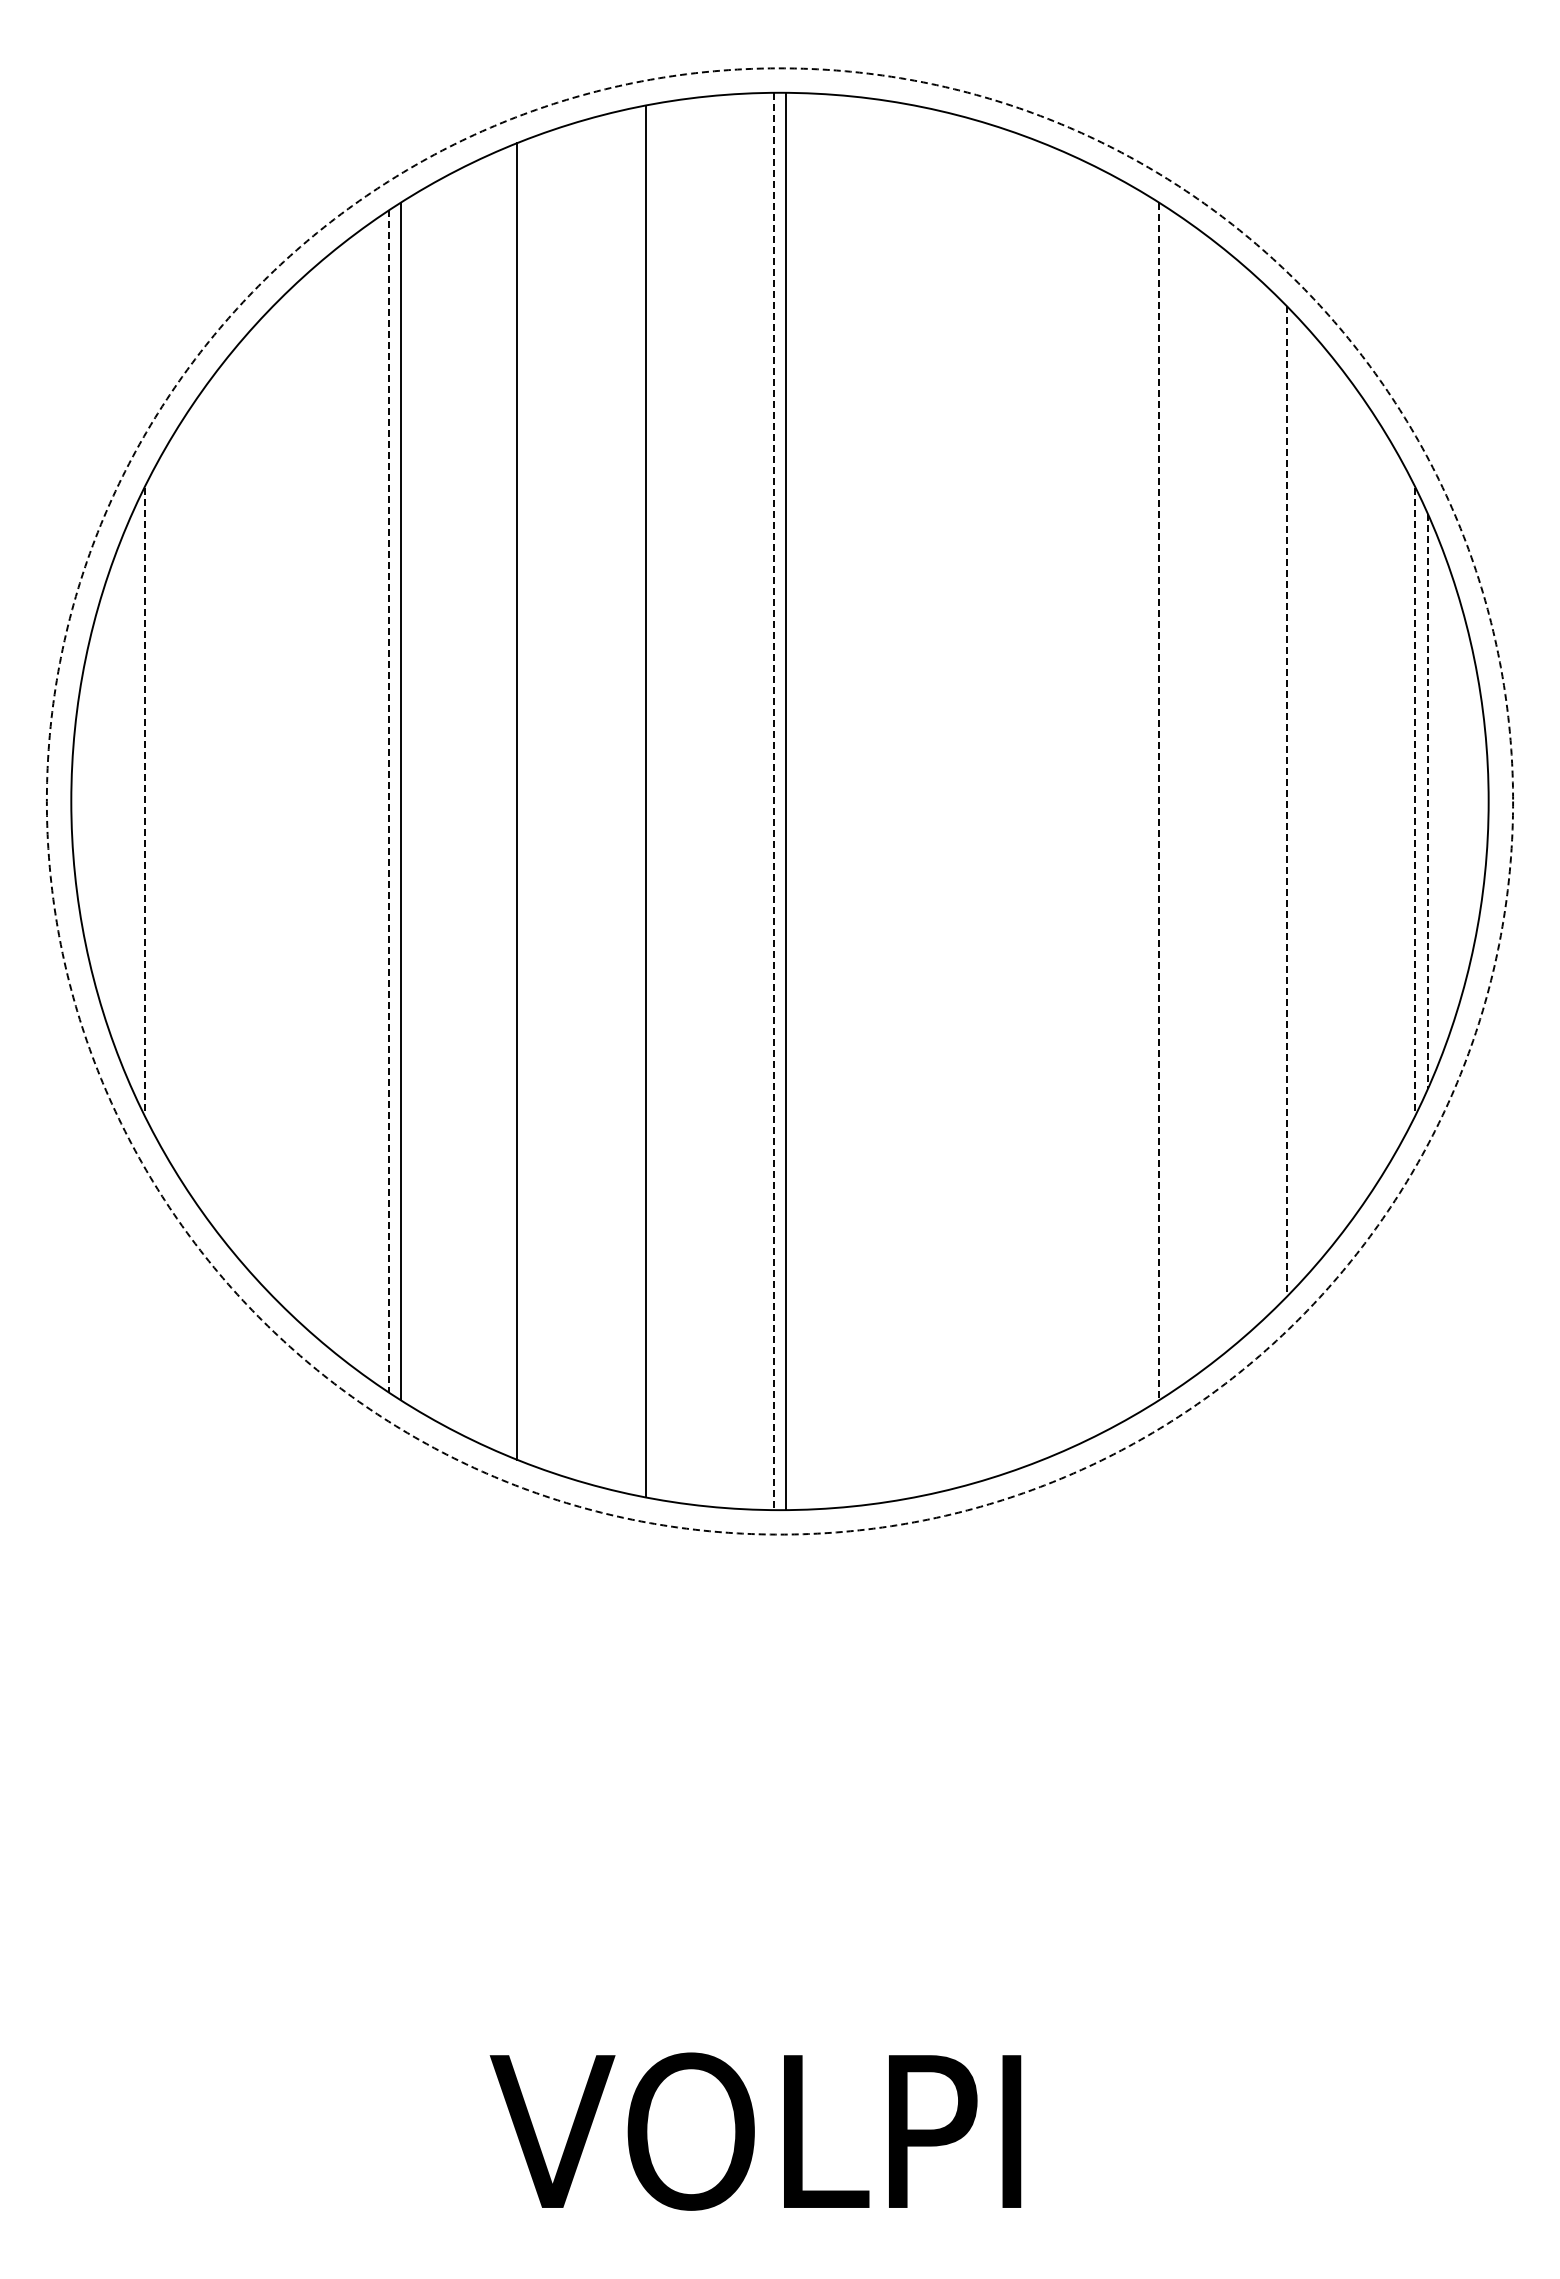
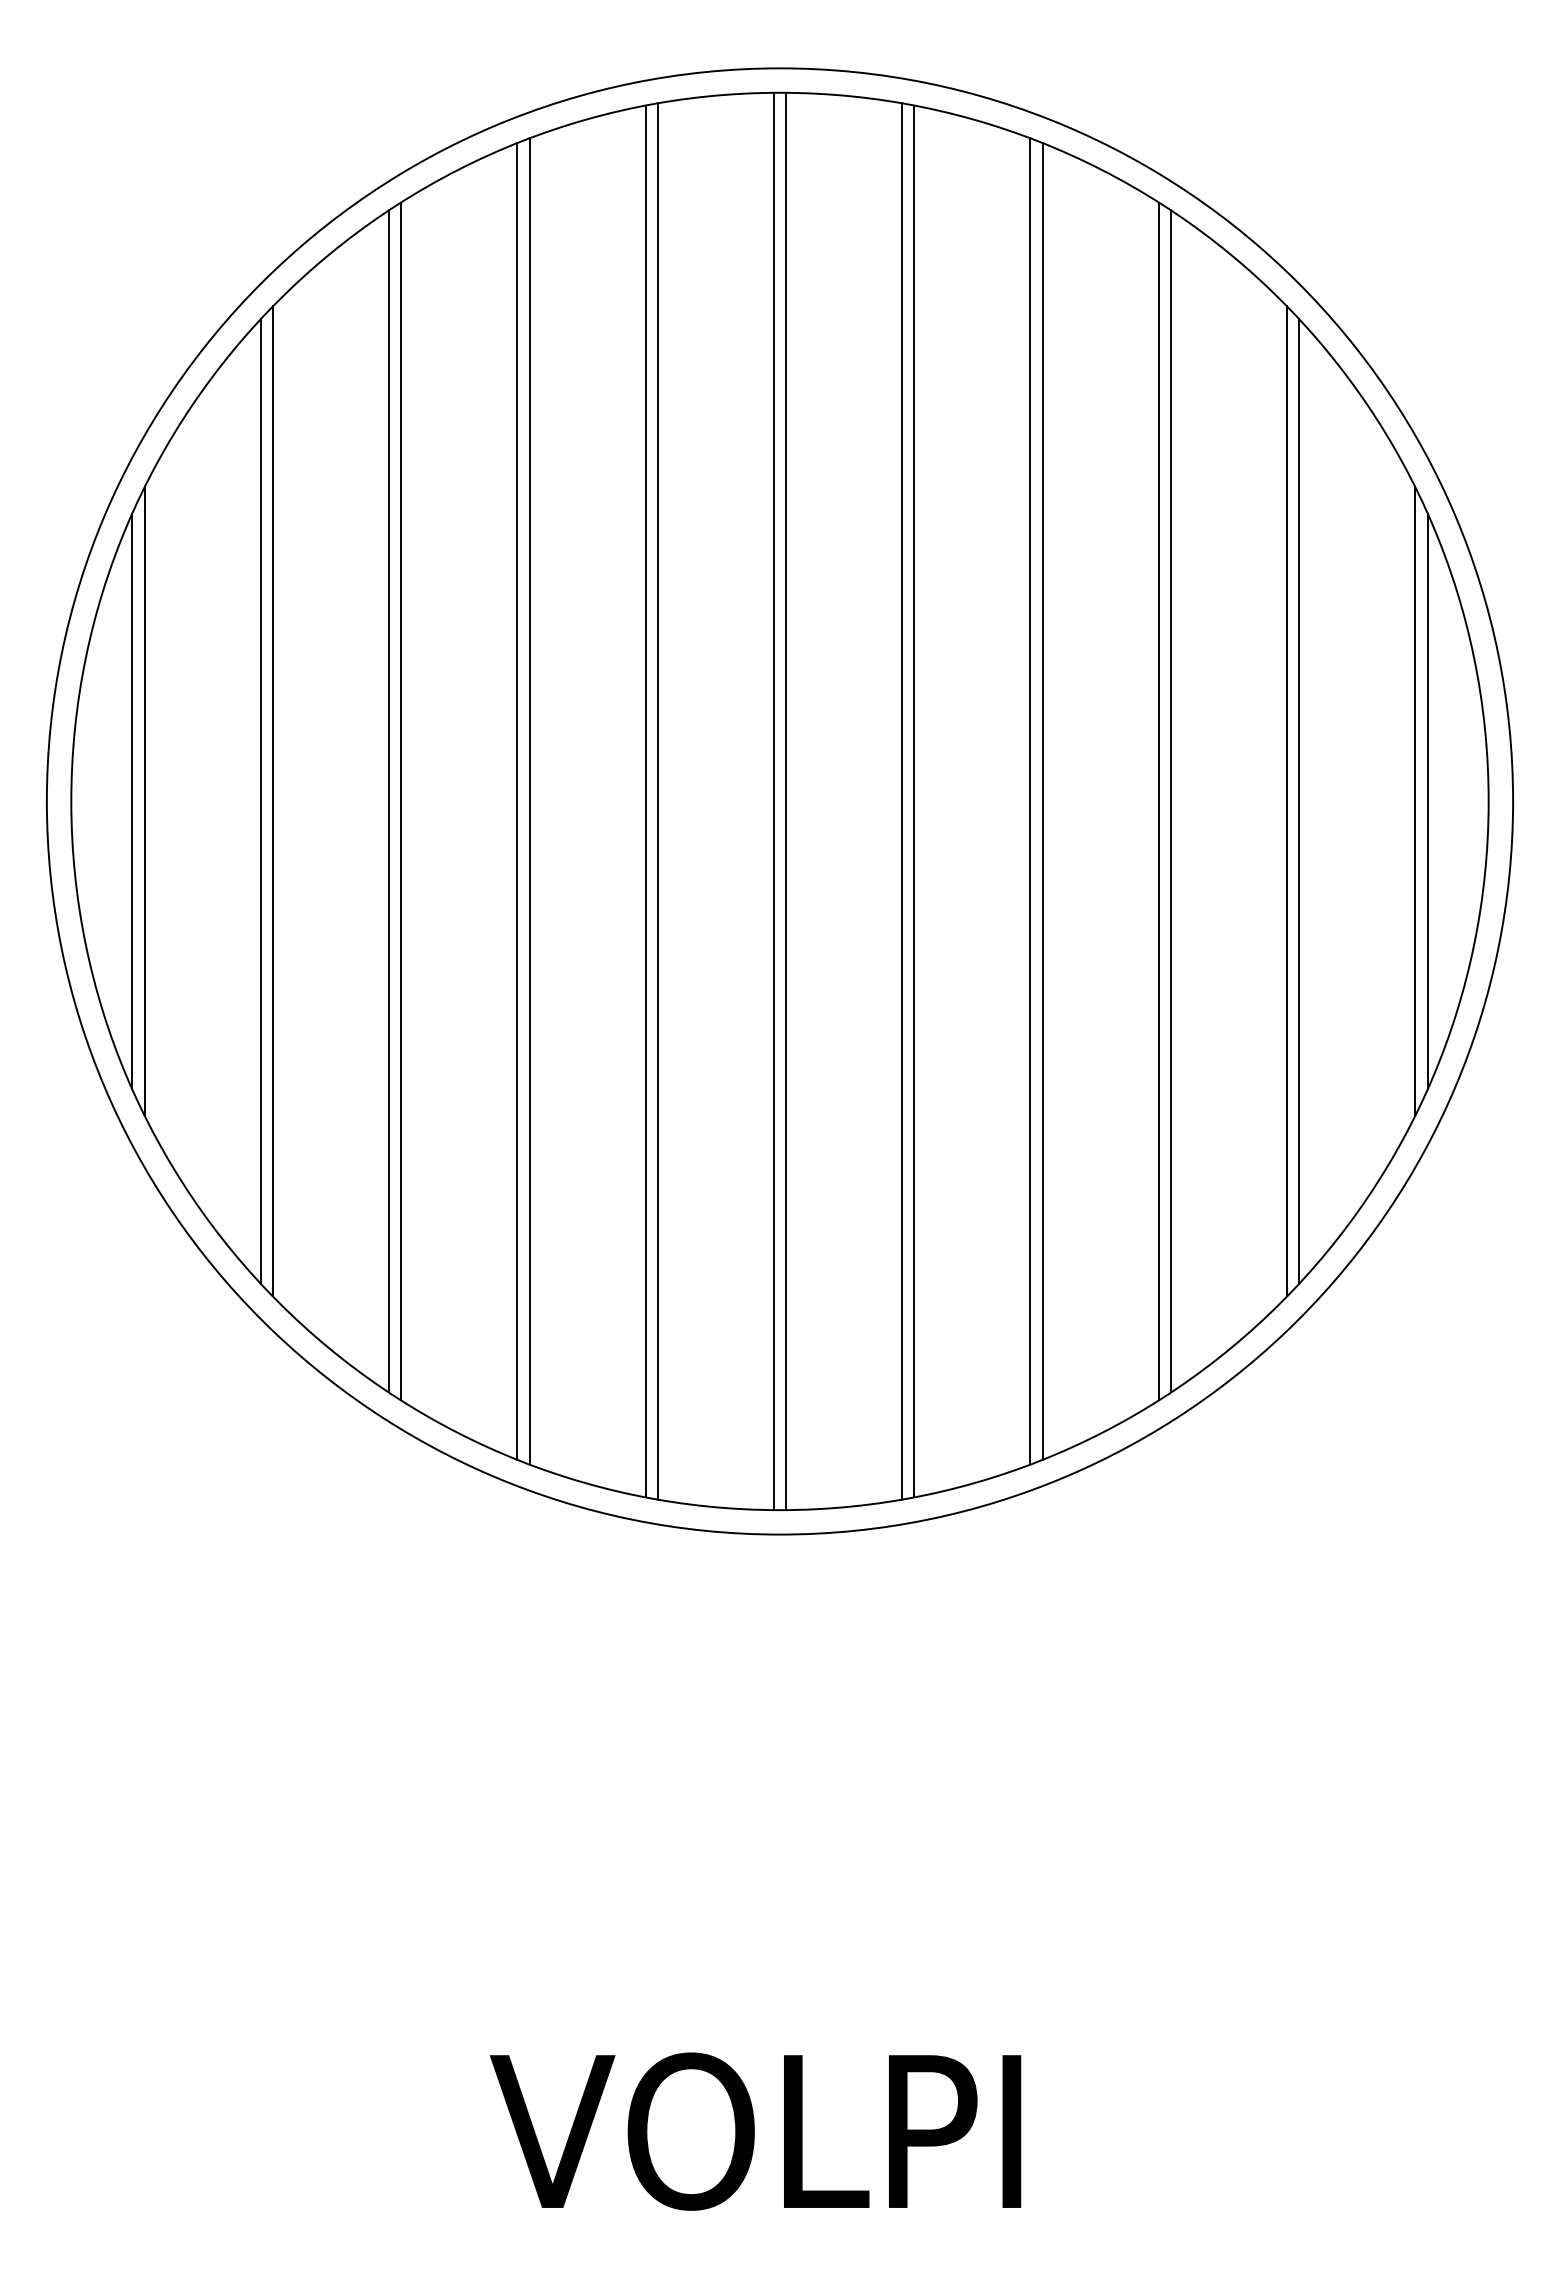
line: none -> present (132, 801)
line: dashed -> solid (144, 801)
line: none -> present (260, 801)
line: none -> present (272, 801)
line: dashed -> solid (389, 801)
line: none -> present (529, 801)
line: none -> present (657, 801)
line: dashed -> solid (773, 801)
circle: dashed -> solid (779, 801)
line: none -> present (902, 801)
line: none -> present (914, 801)
line: none -> present (1030, 801)
line: none -> present (1042, 801)
line: dashed -> solid (1158, 801)
line: none -> present (1170, 801)
line: dashed -> solid (1287, 801)
line: none -> present (1299, 801)
line: dashed -> solid (1415, 801)
line: dashed -> solid (1427, 801)
